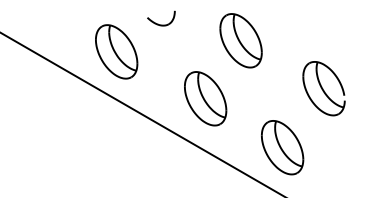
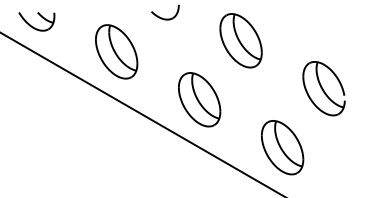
part position: (161, 18) -> (165, 12) (165, 12)
part: none -> present (36, 21)
part position: (205, 98) -> (199, 99) (199, 99)
